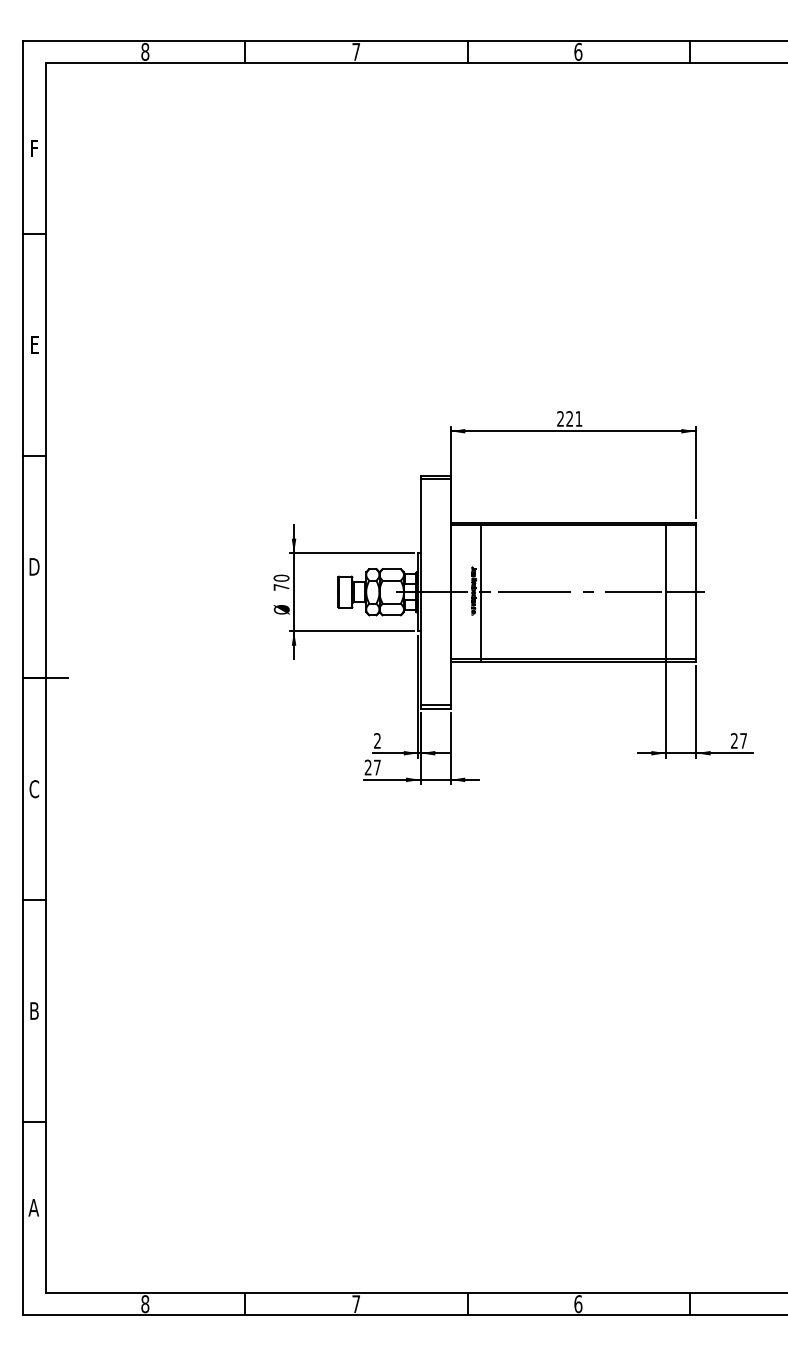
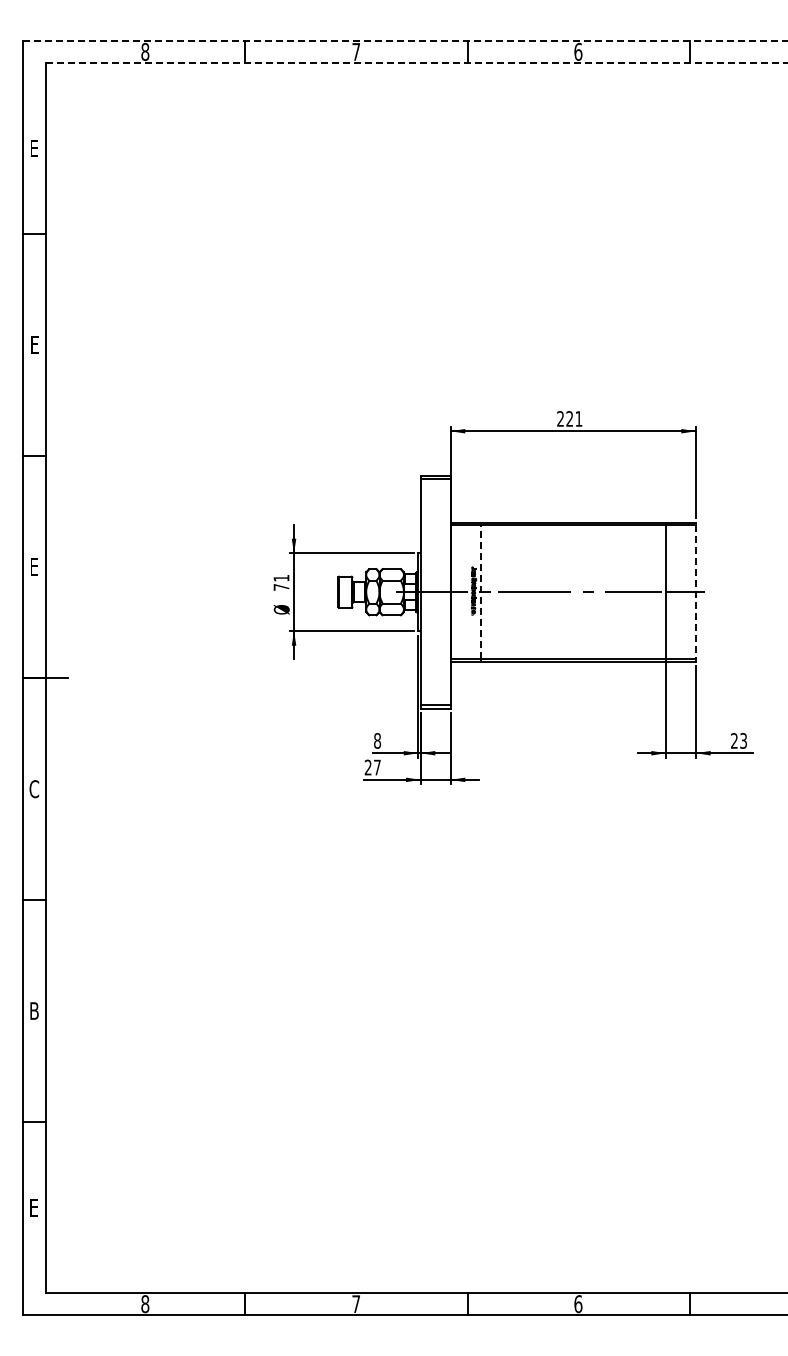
line: solid -> dashed (405, 40)
line: solid -> dashed (416, 62)
text: F -> E (34, 149)
text: D -> E (34, 566)
text: 70 -> 71 (281, 577)
line: solid -> dashed (480, 591)
line: solid -> dashed (695, 592)
text: 2 -> 8 (377, 740)
text: 27 -> 23 (743, 740)
text: A -> E (33, 1207)
